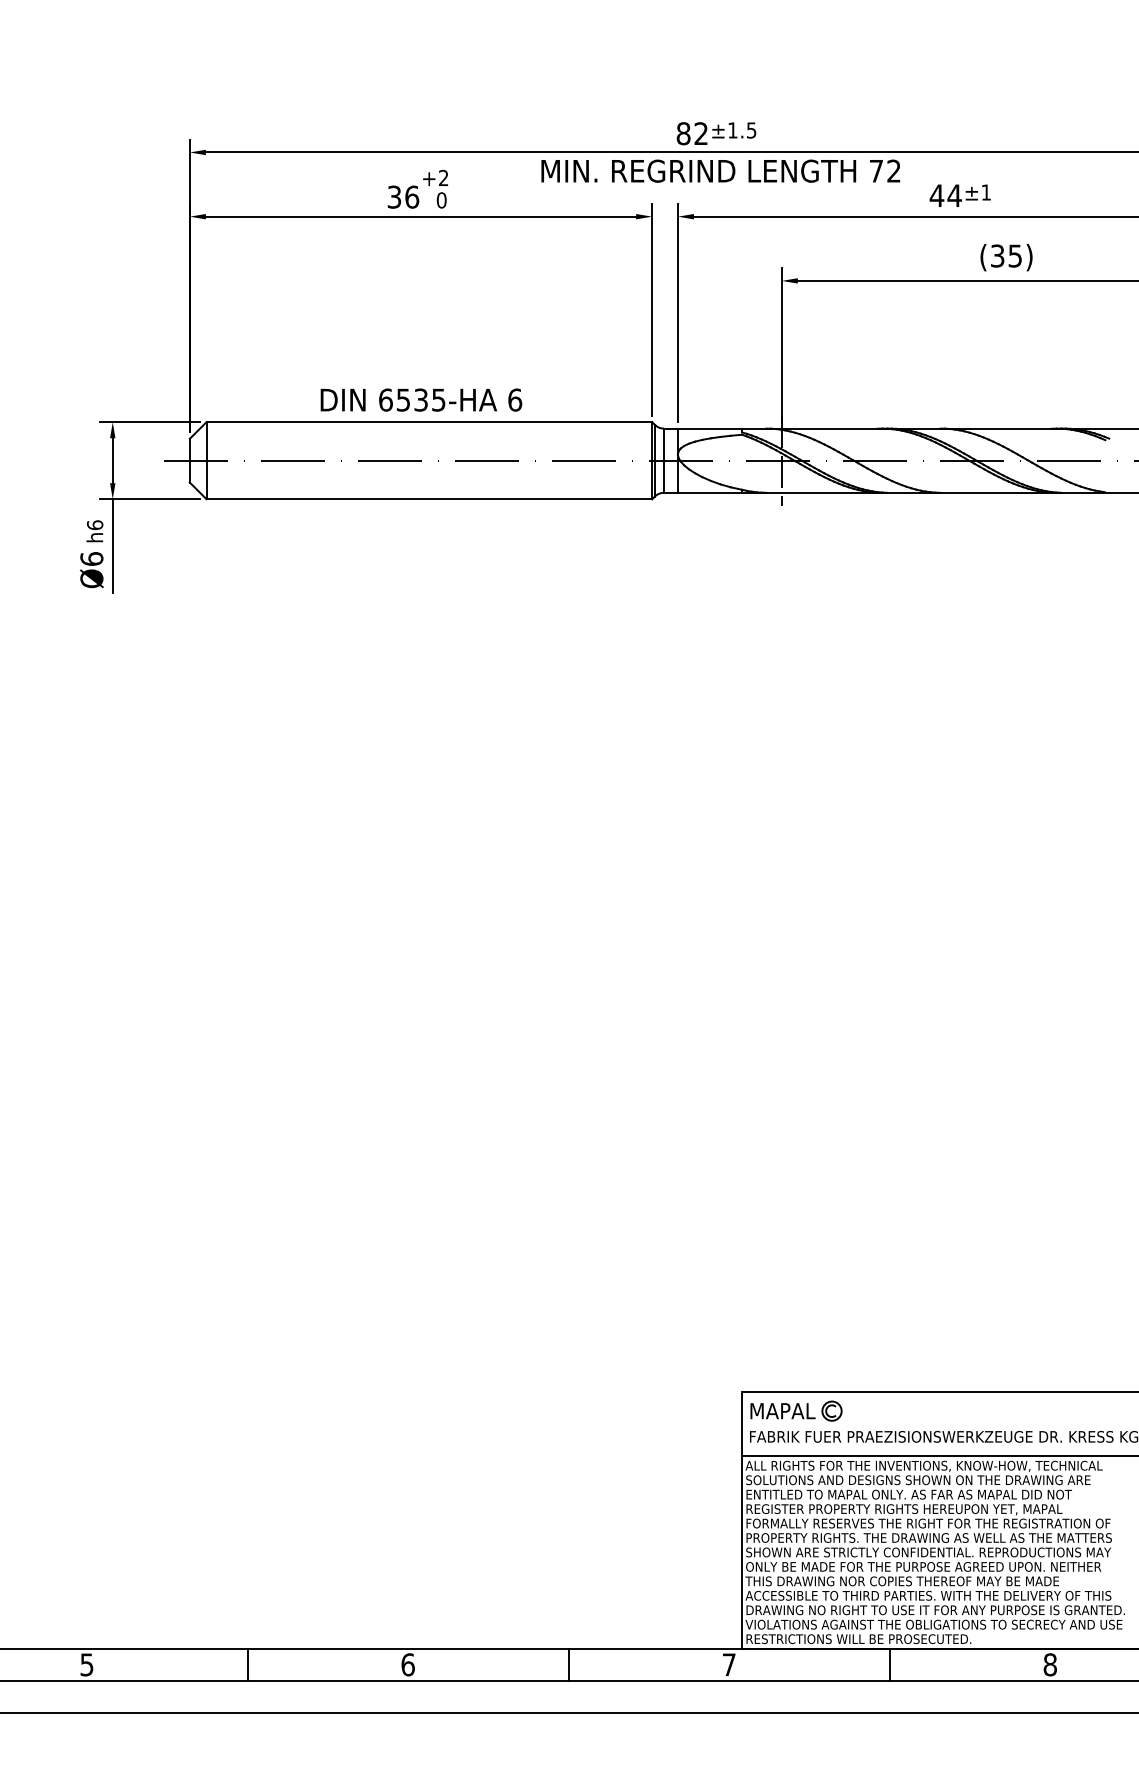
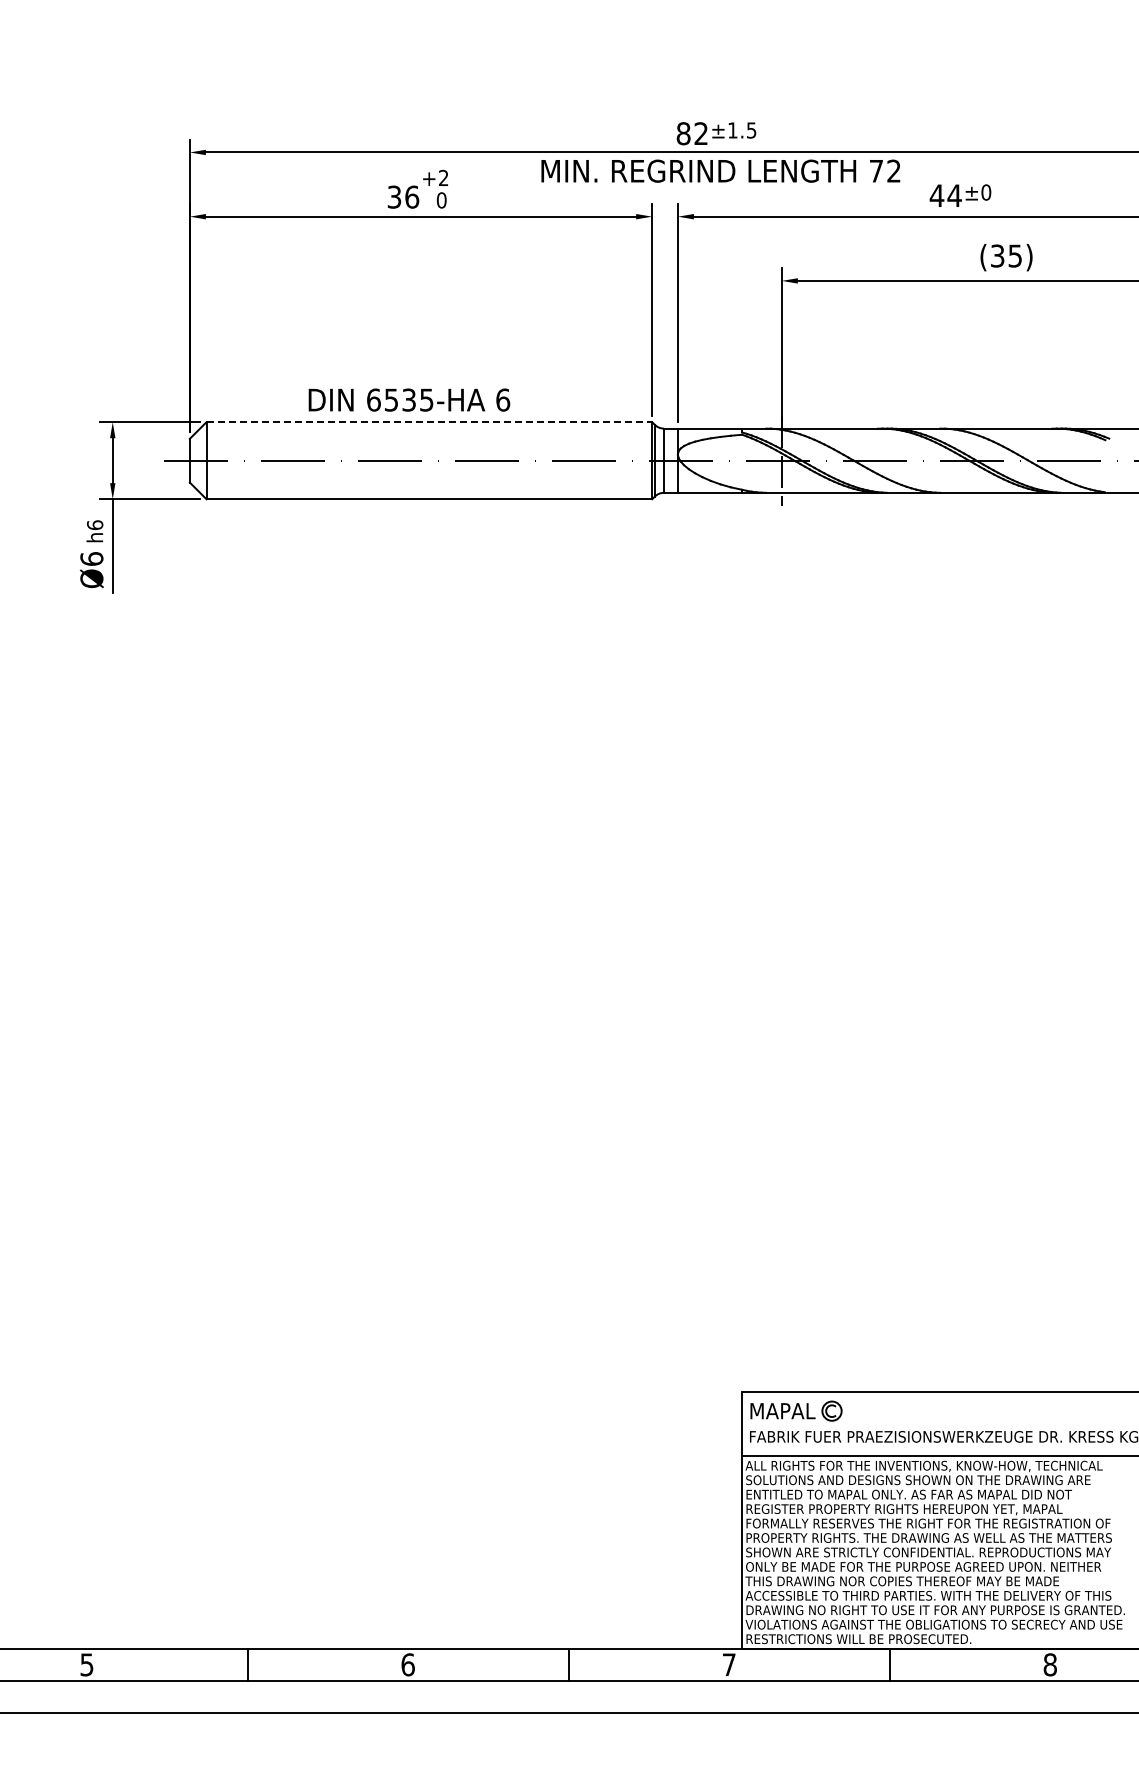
text: ±1 -> ±0 (986, 192)
text position: (421, 399) -> (409, 399) (409, 399)
line: solid -> dashed (429, 422)
